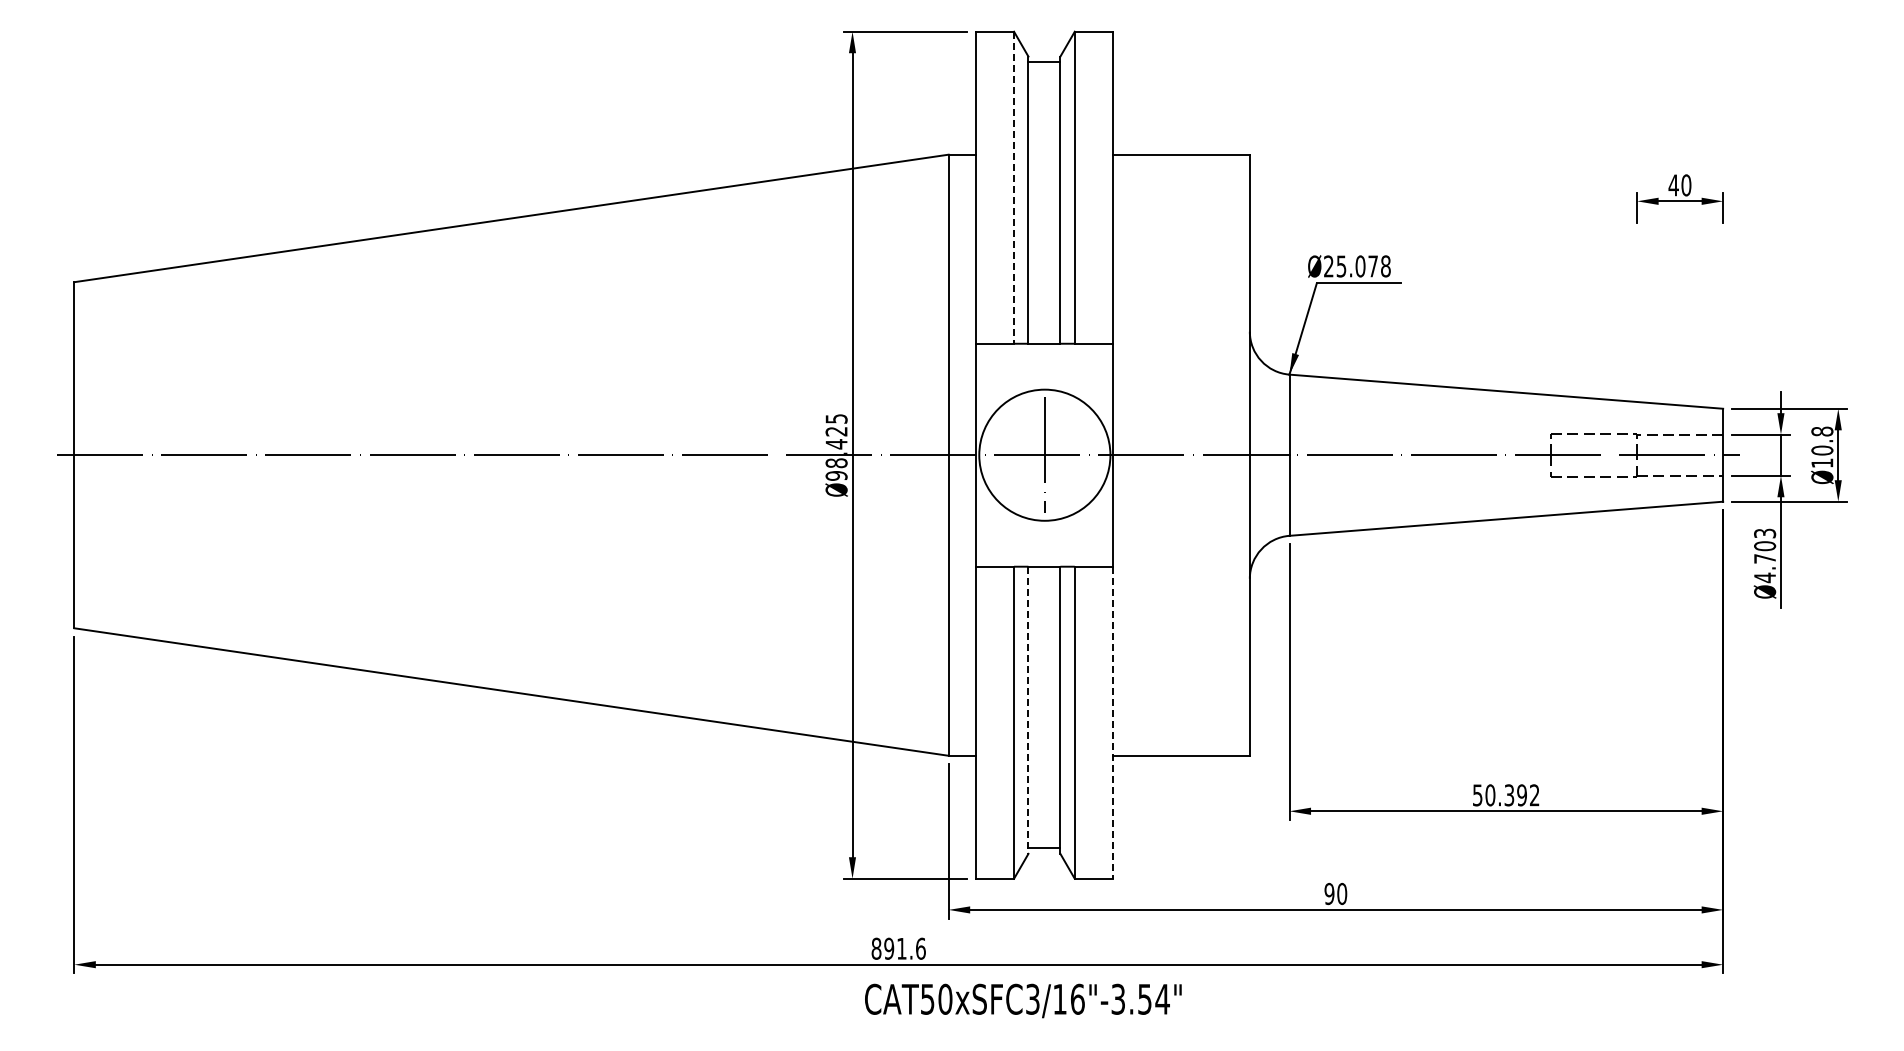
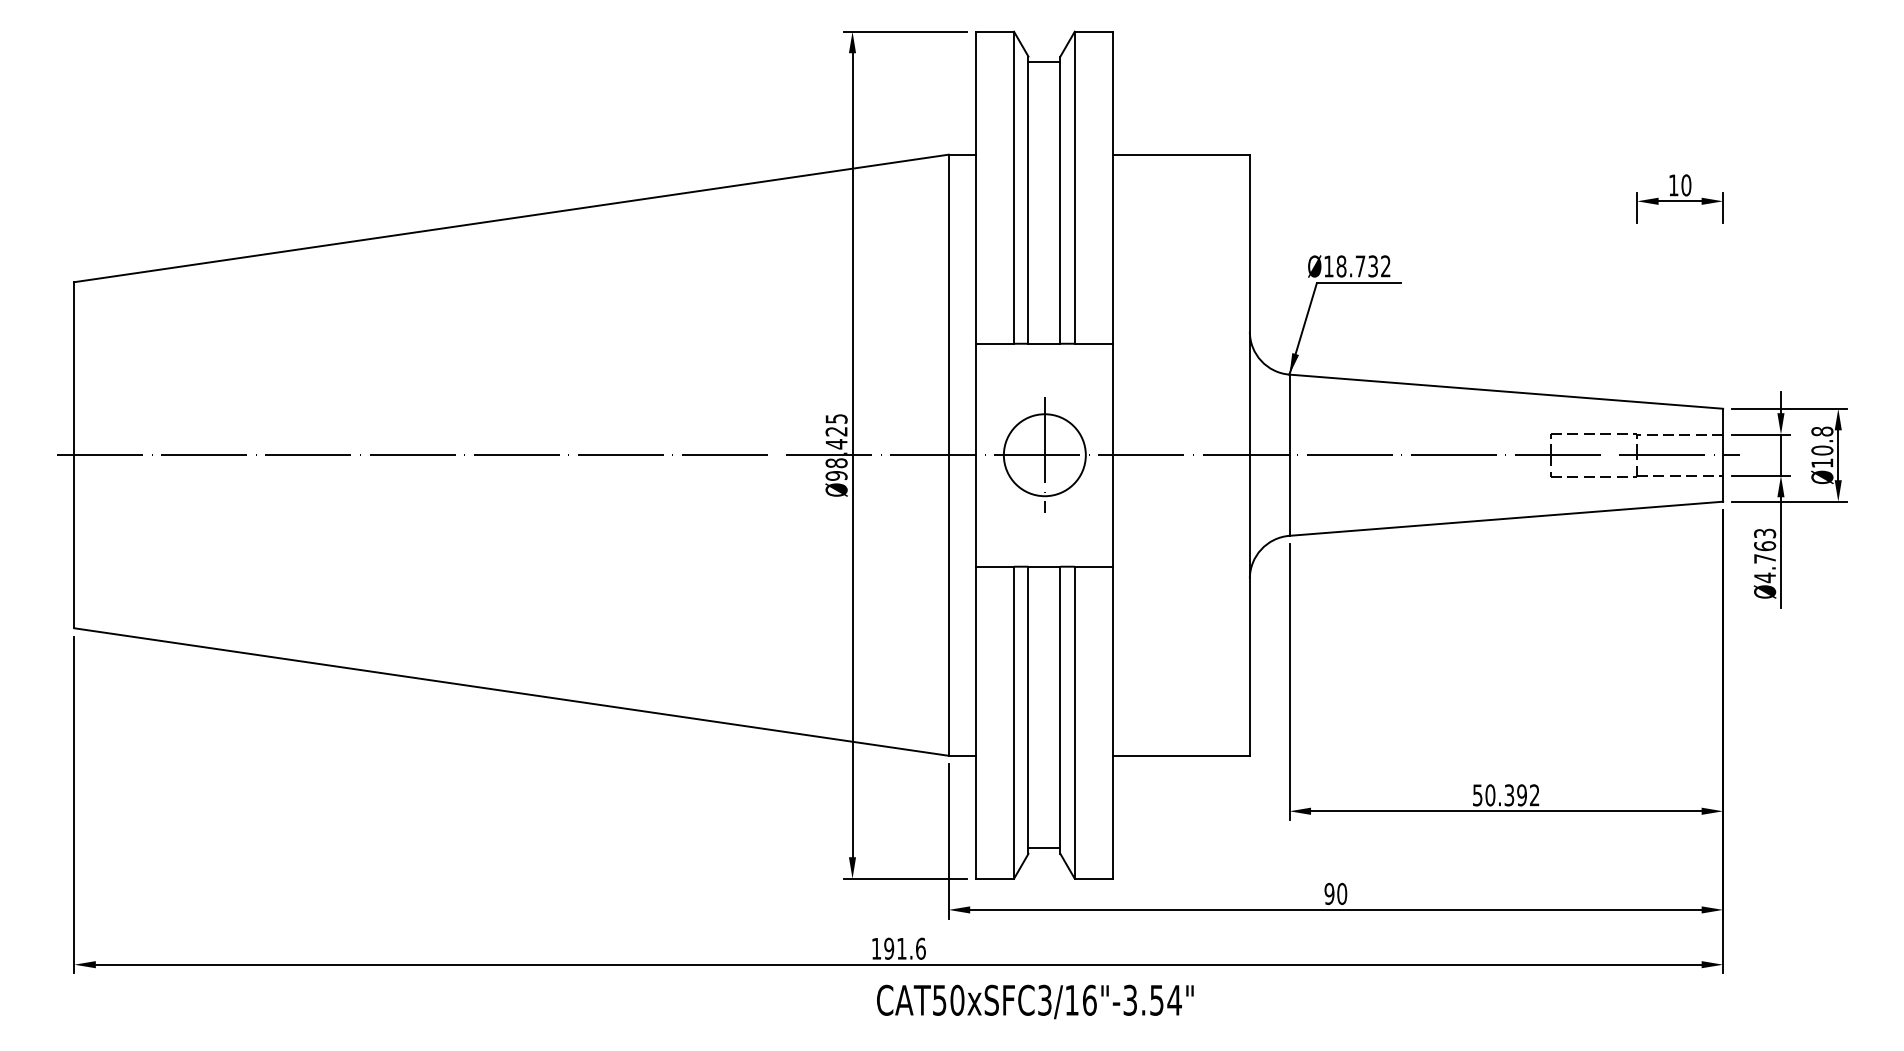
text: 40 -> 10 (1673, 185)
line: dashed -> solid (1014, 188)
text: Ø25.078 -> Ø18.732 (1357, 266)
circle diameter: 131 px -> 82 px (1044, 455)
text: Ø4.703 -> Ø4.763 (1764, 546)
line: dashed -> solid (1028, 710)
line: dashed -> solid (1112, 723)
text: 891.6 -> 191.6 (876, 948)
text position: (1023, 1000) -> (1035, 1001) (1035, 1001)
